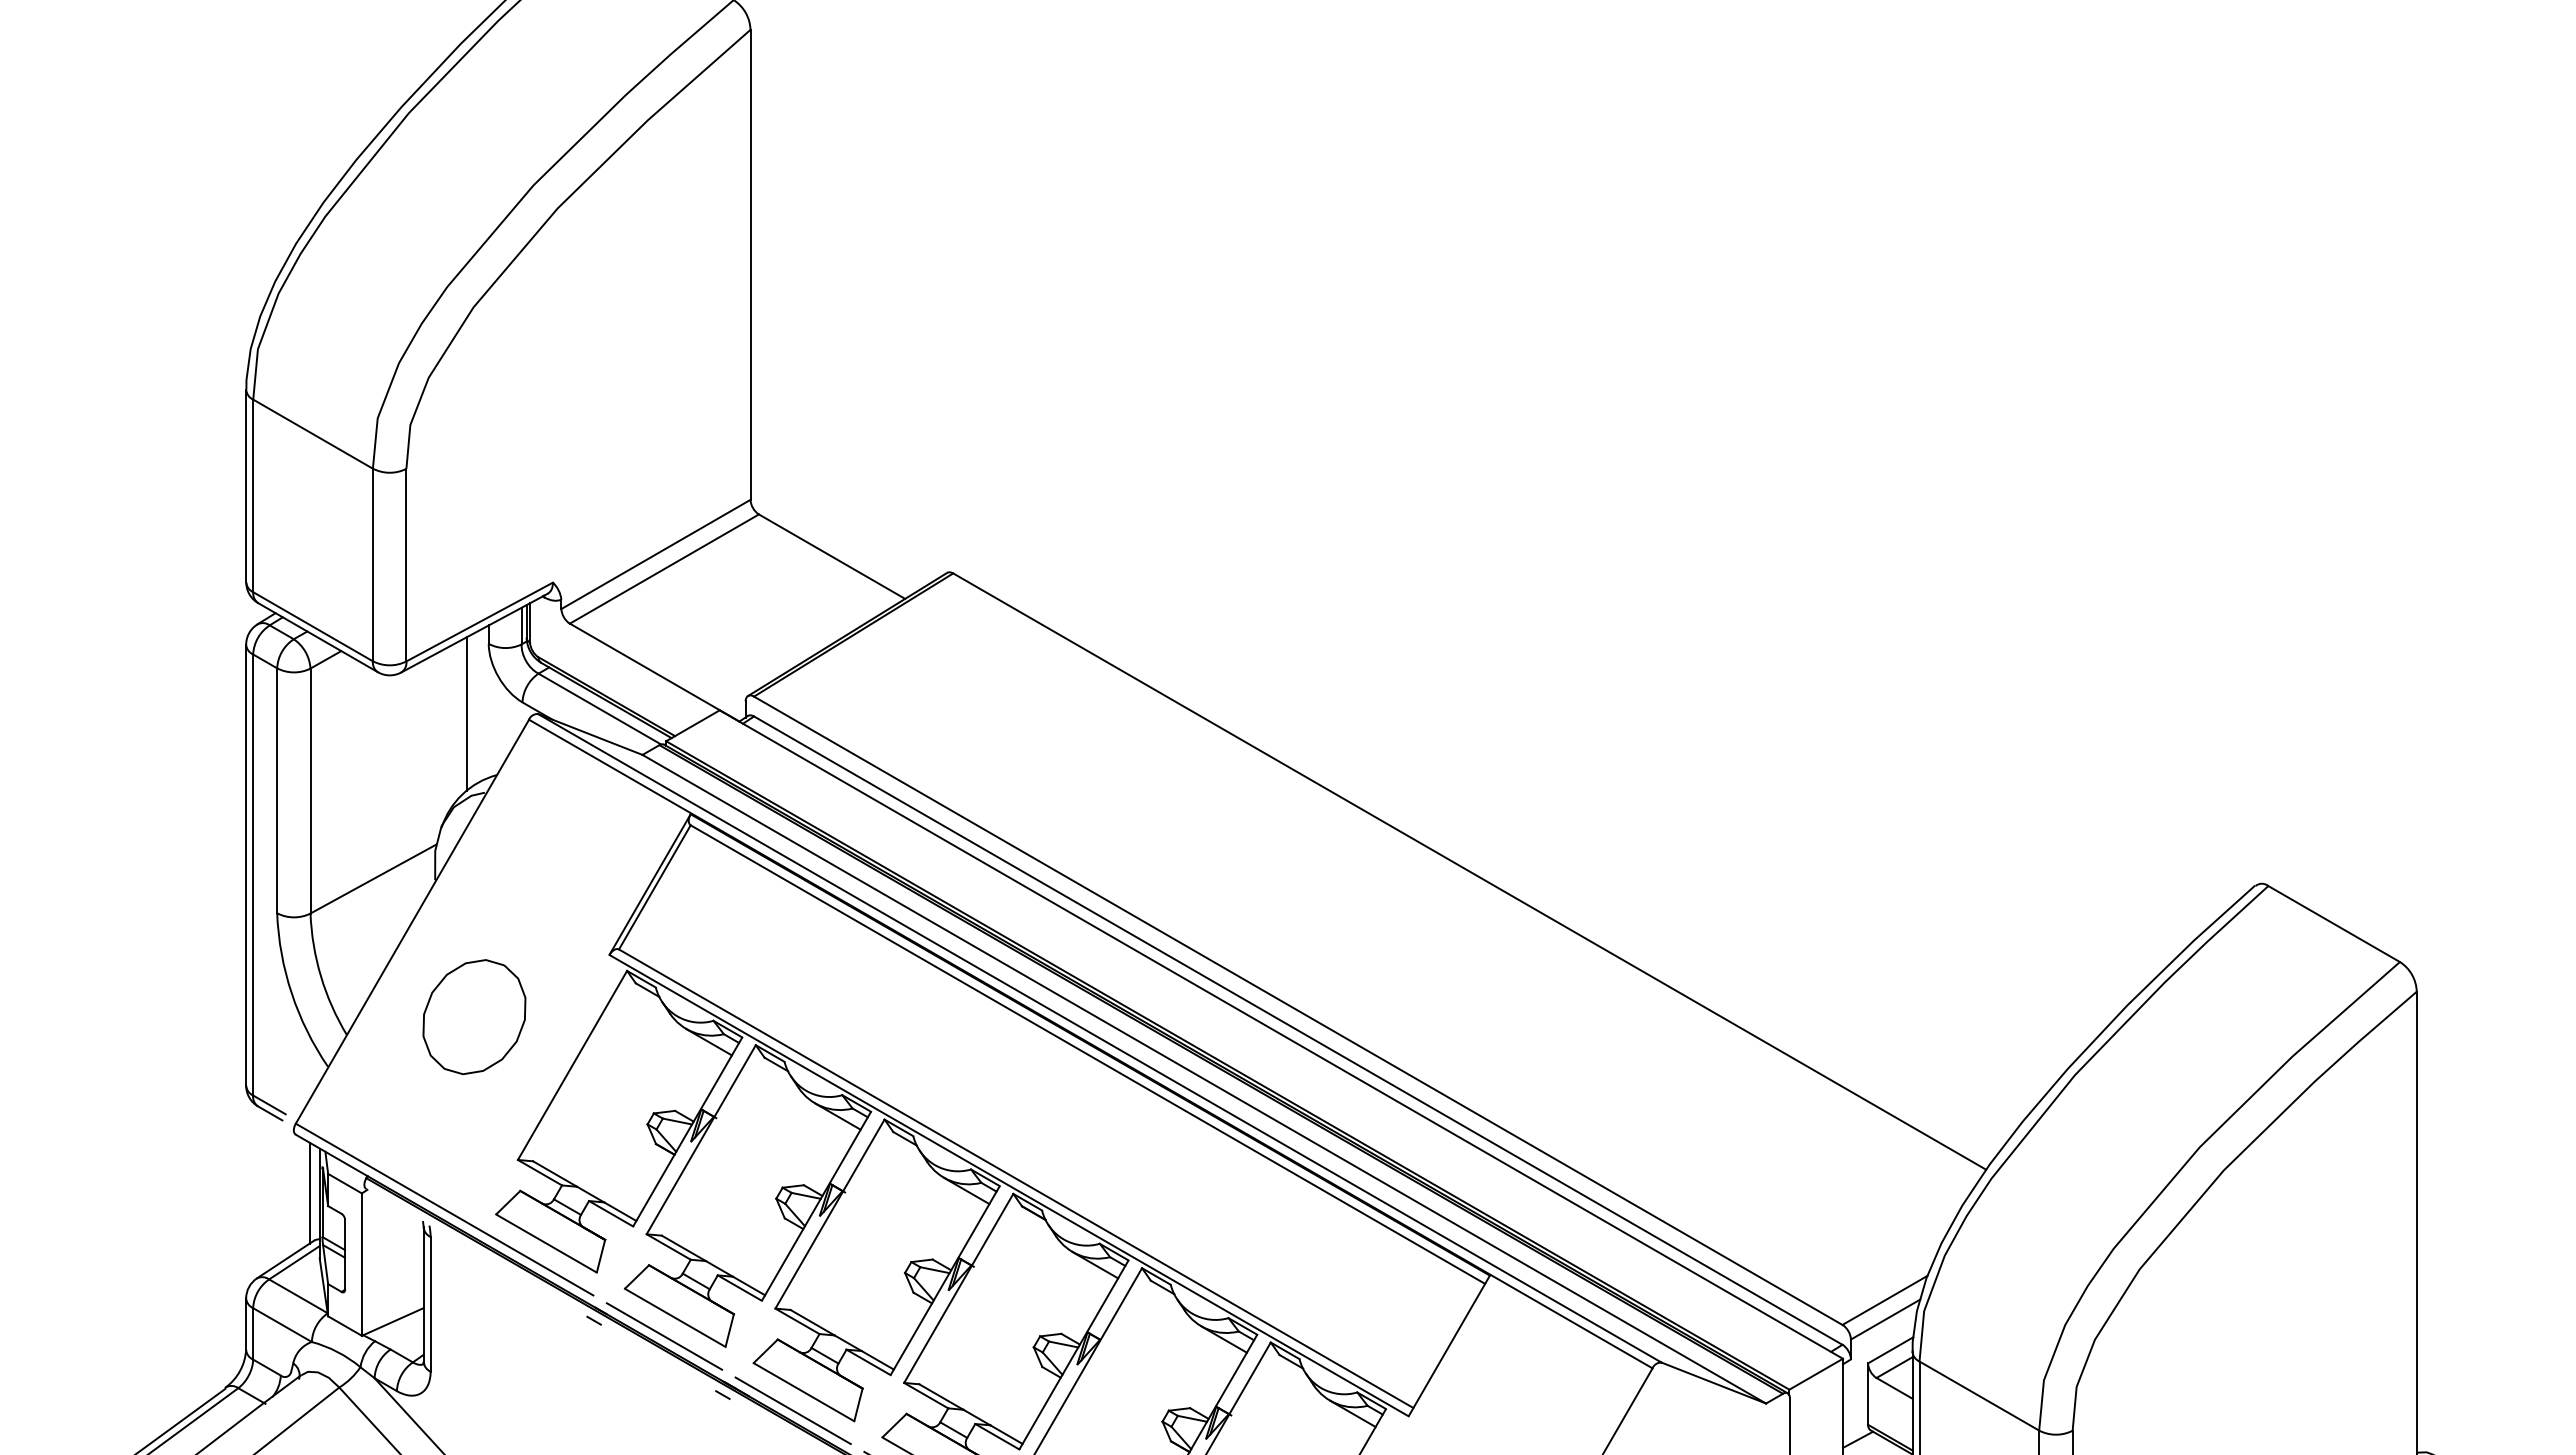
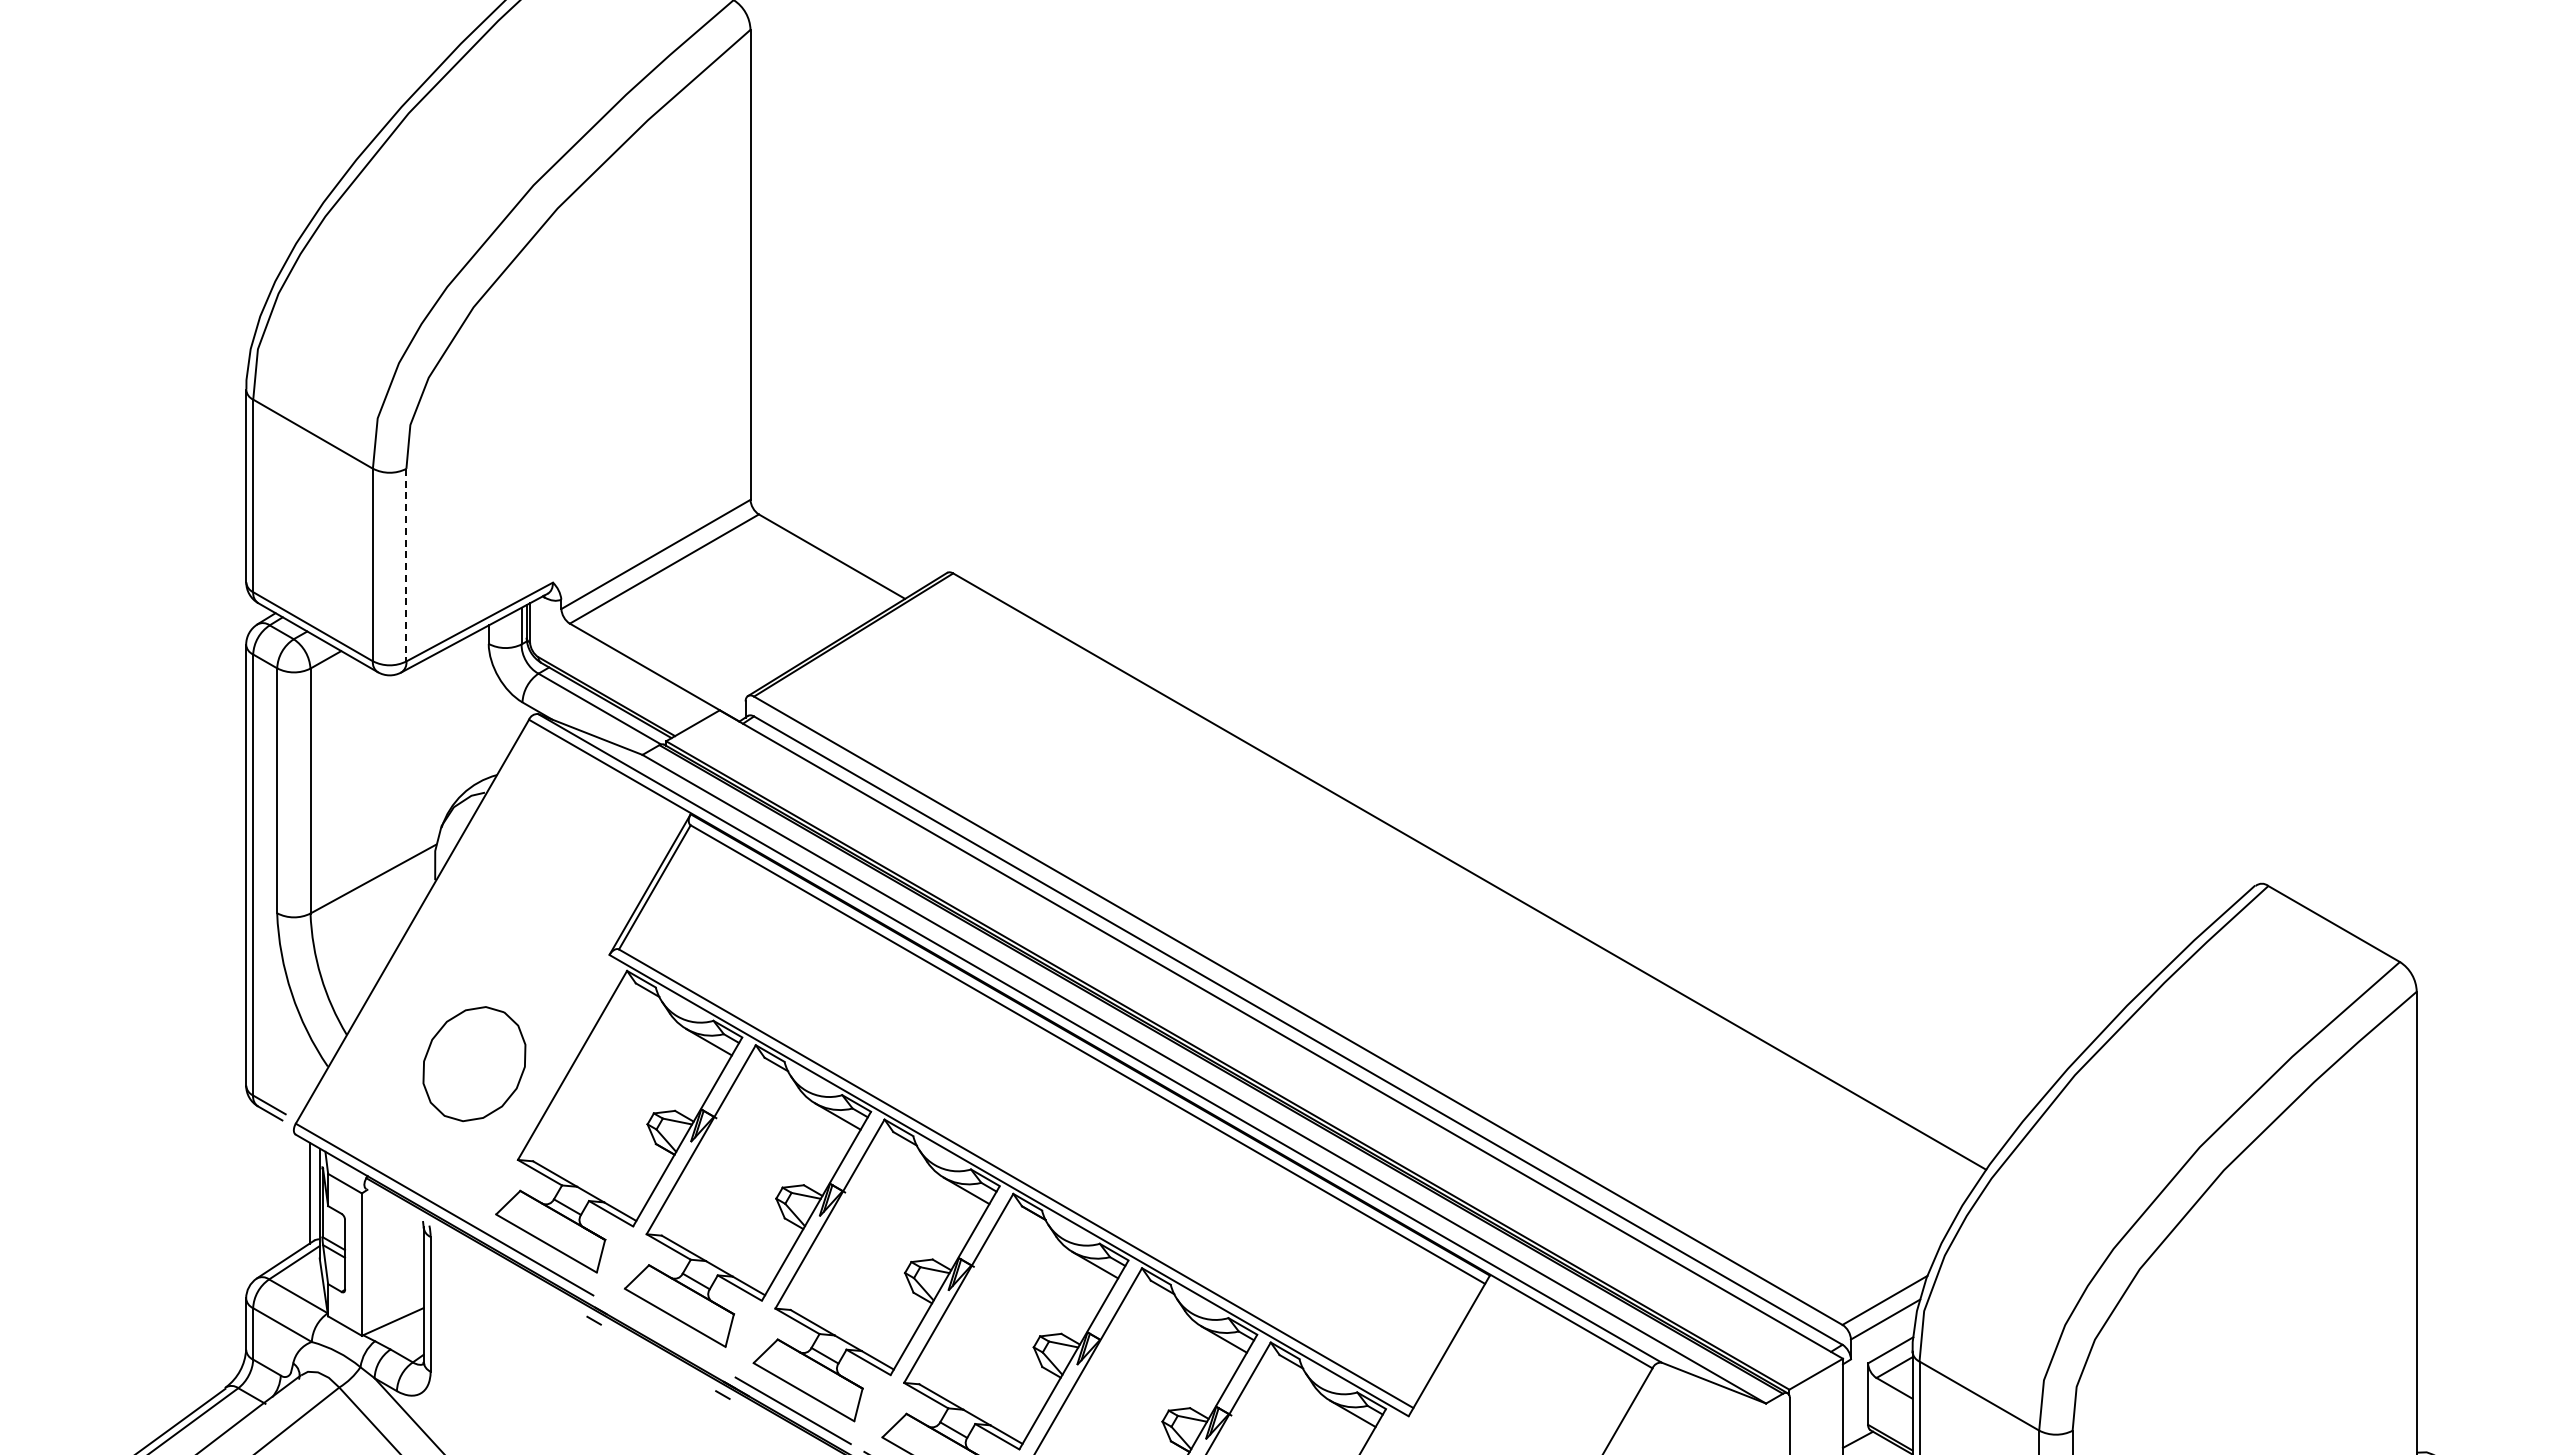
line: solid -> dashed (406, 565)
line: present -> none (467, 714)
part position: (474, 1017) -> (474, 1064) (474, 1064)
line: present -> none (664, 1336)
